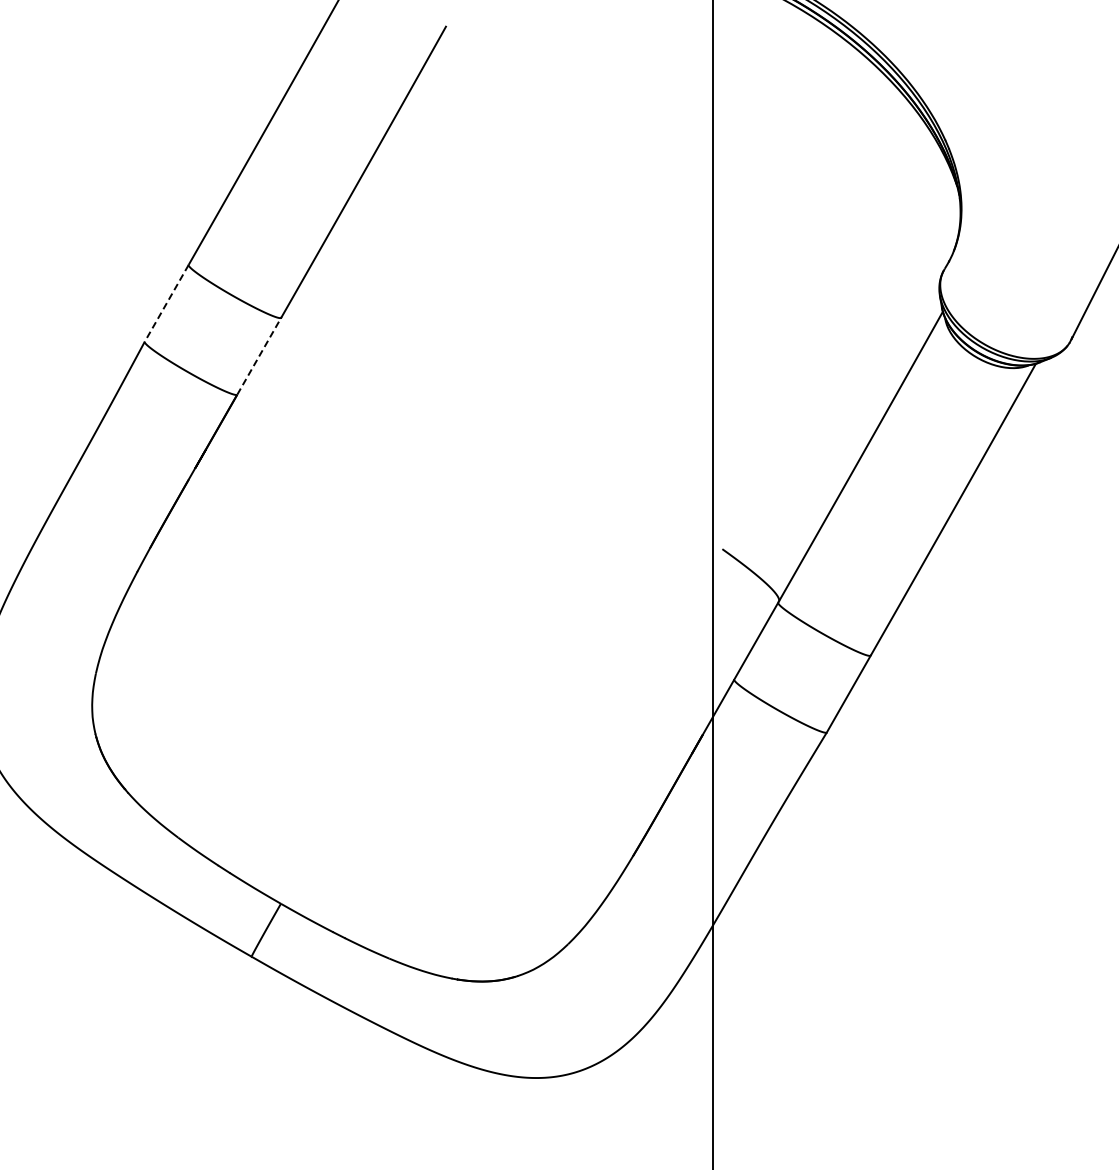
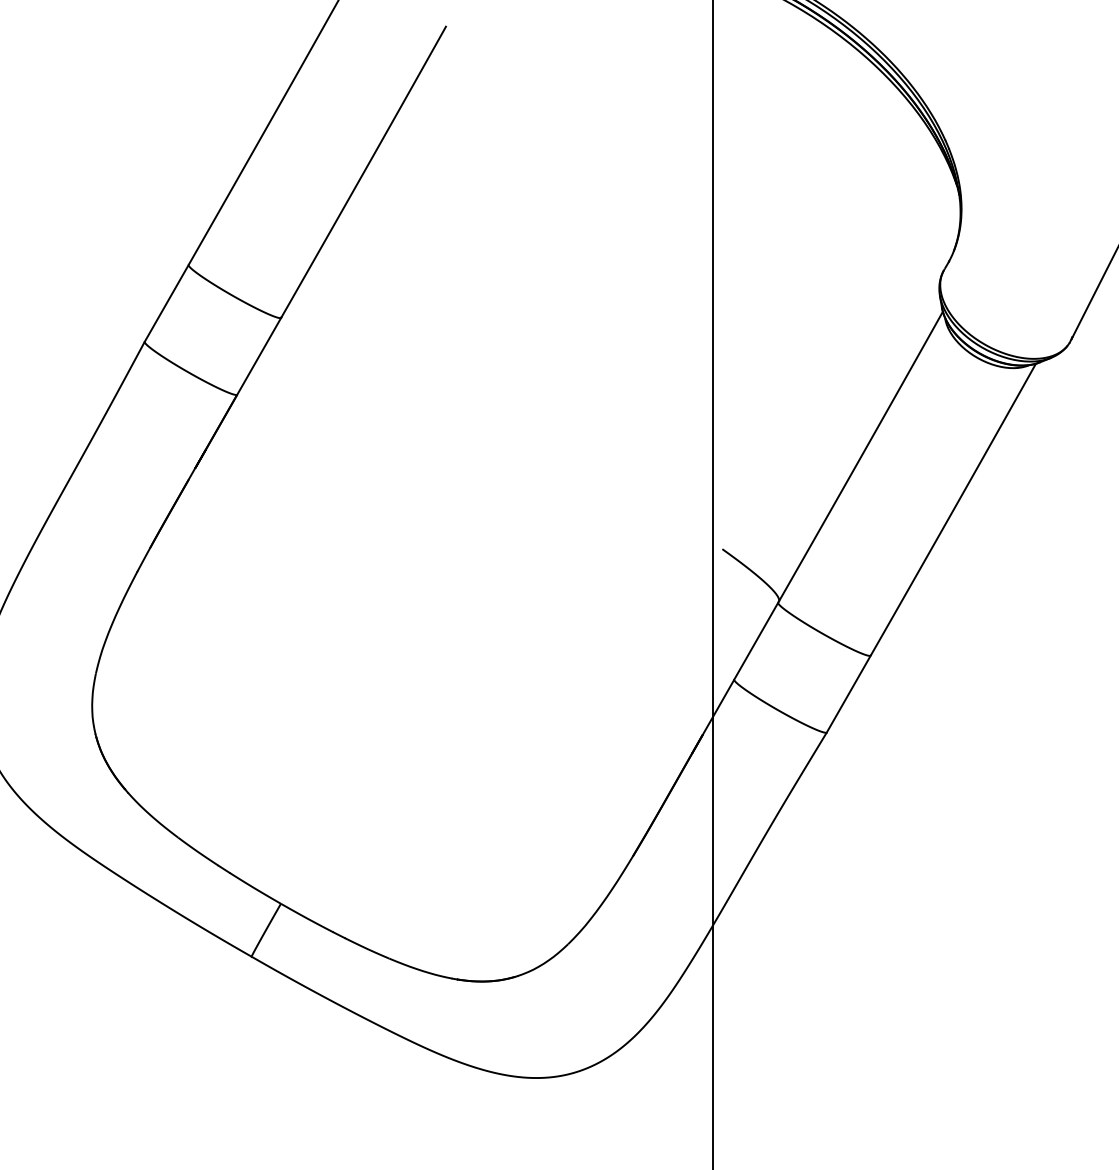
line: dashed -> solid (166, 303)
line: dashed -> solid (259, 355)
